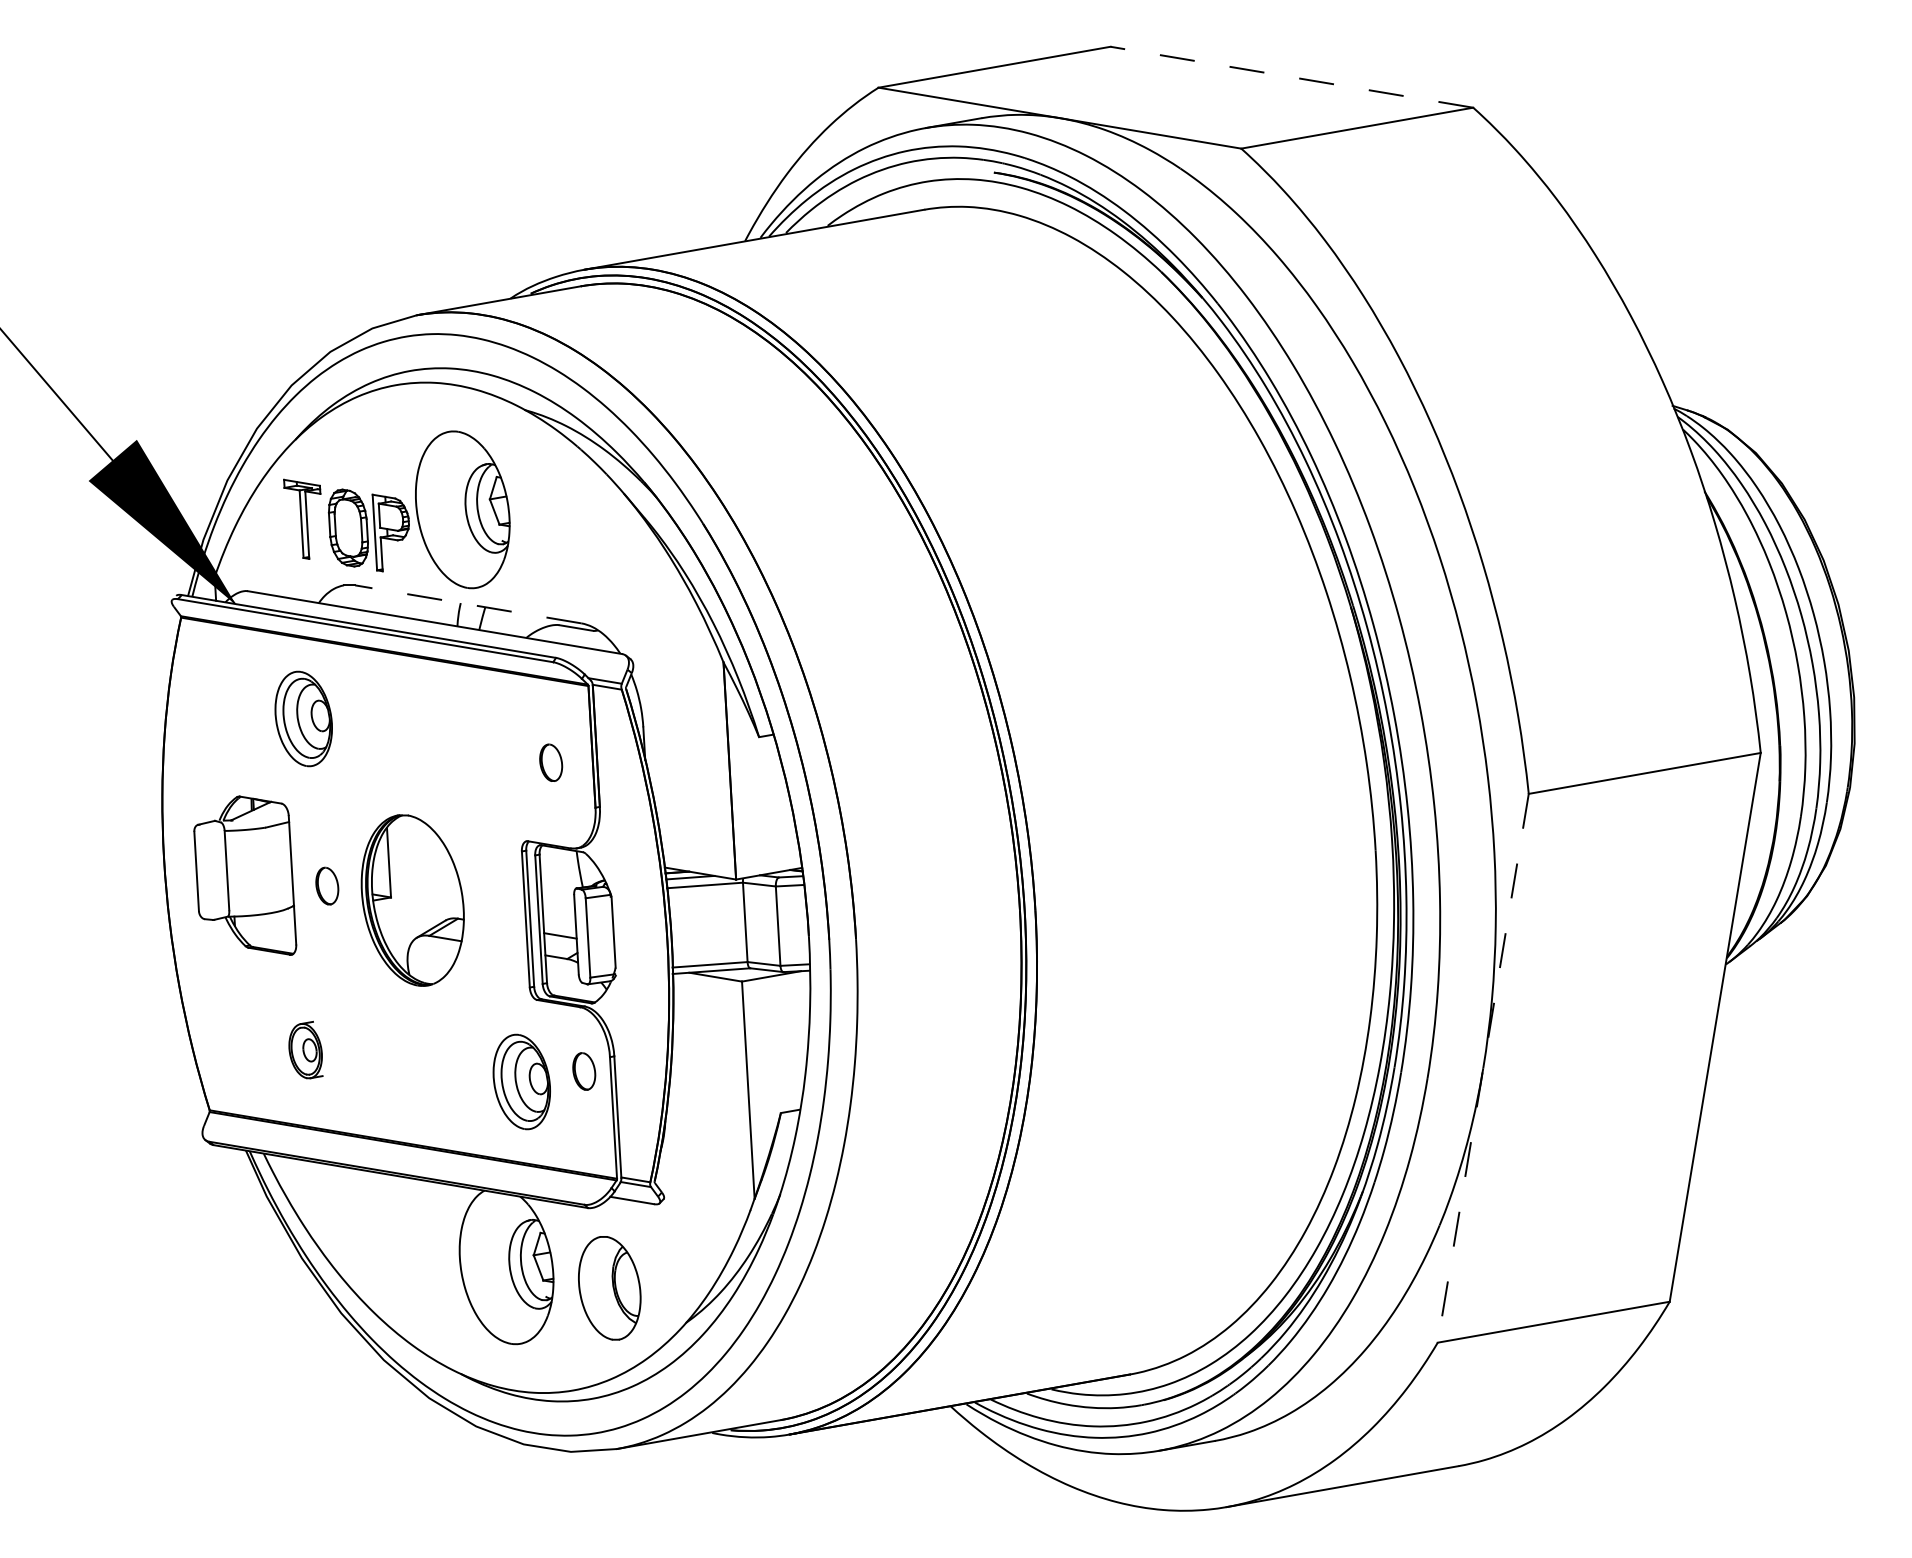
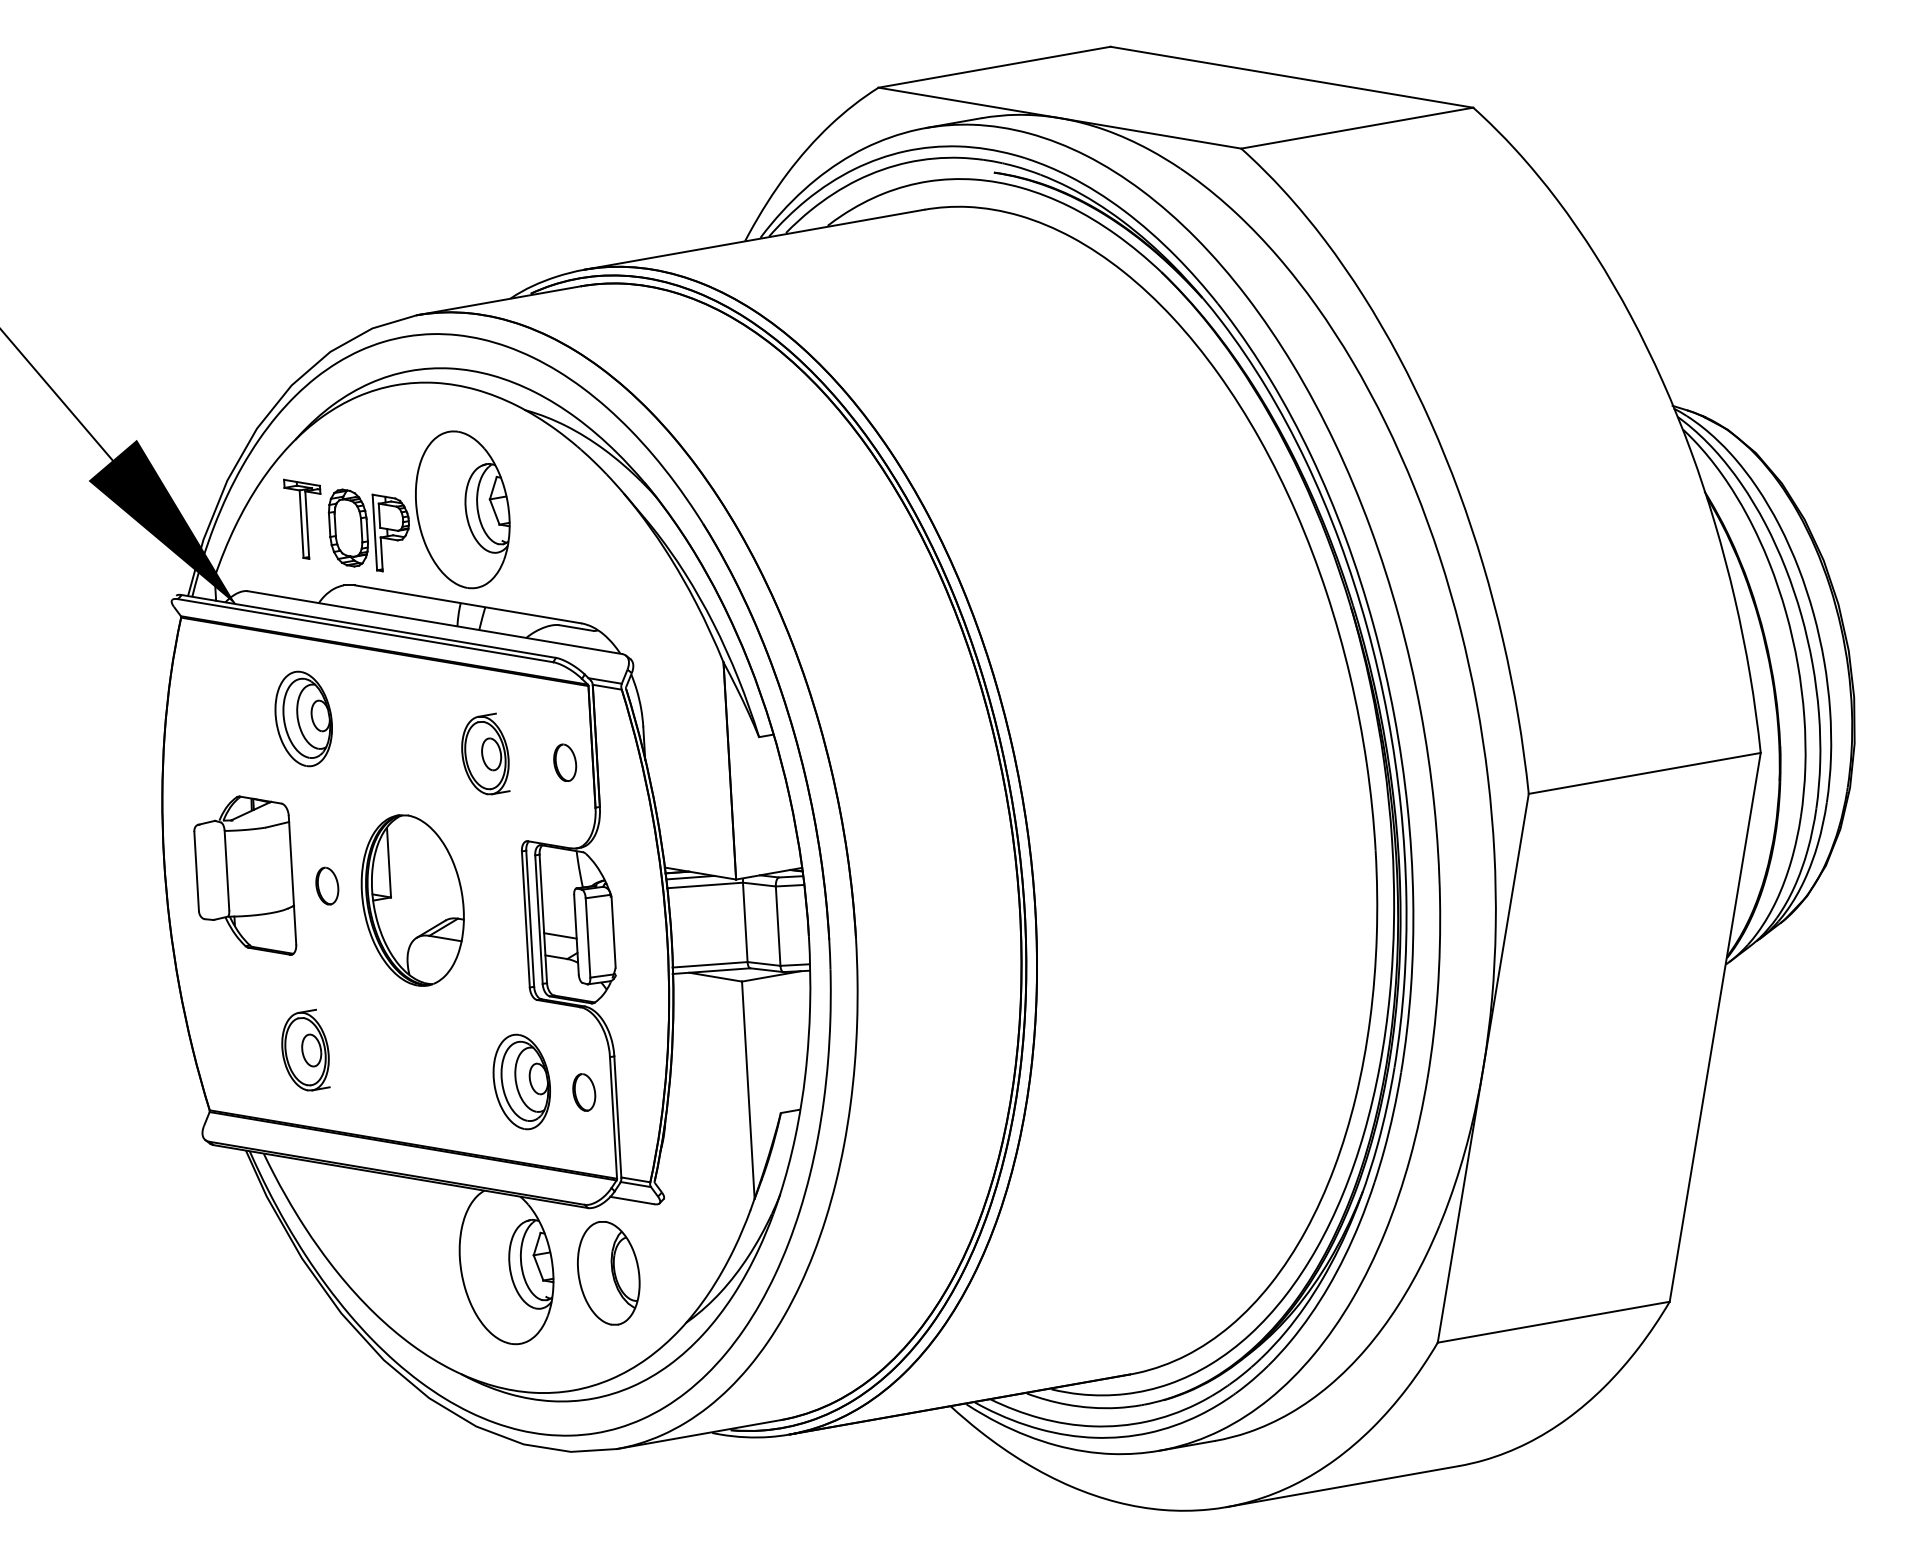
line: dashed -> solid (1291, 77)
line: dashed -> solid (468, 604)
part: none -> present (485, 753)
part position: (551, 762) -> (565, 762) (565, 762)
part size: 36x60 px -> 50x84 px (305, 1049)
line: dashed -> solid (1483, 1068)
part position: (584, 1071) -> (584, 1092) (584, 1092)
part position: (609, 1288) -> (608, 1273) (608, 1273)
